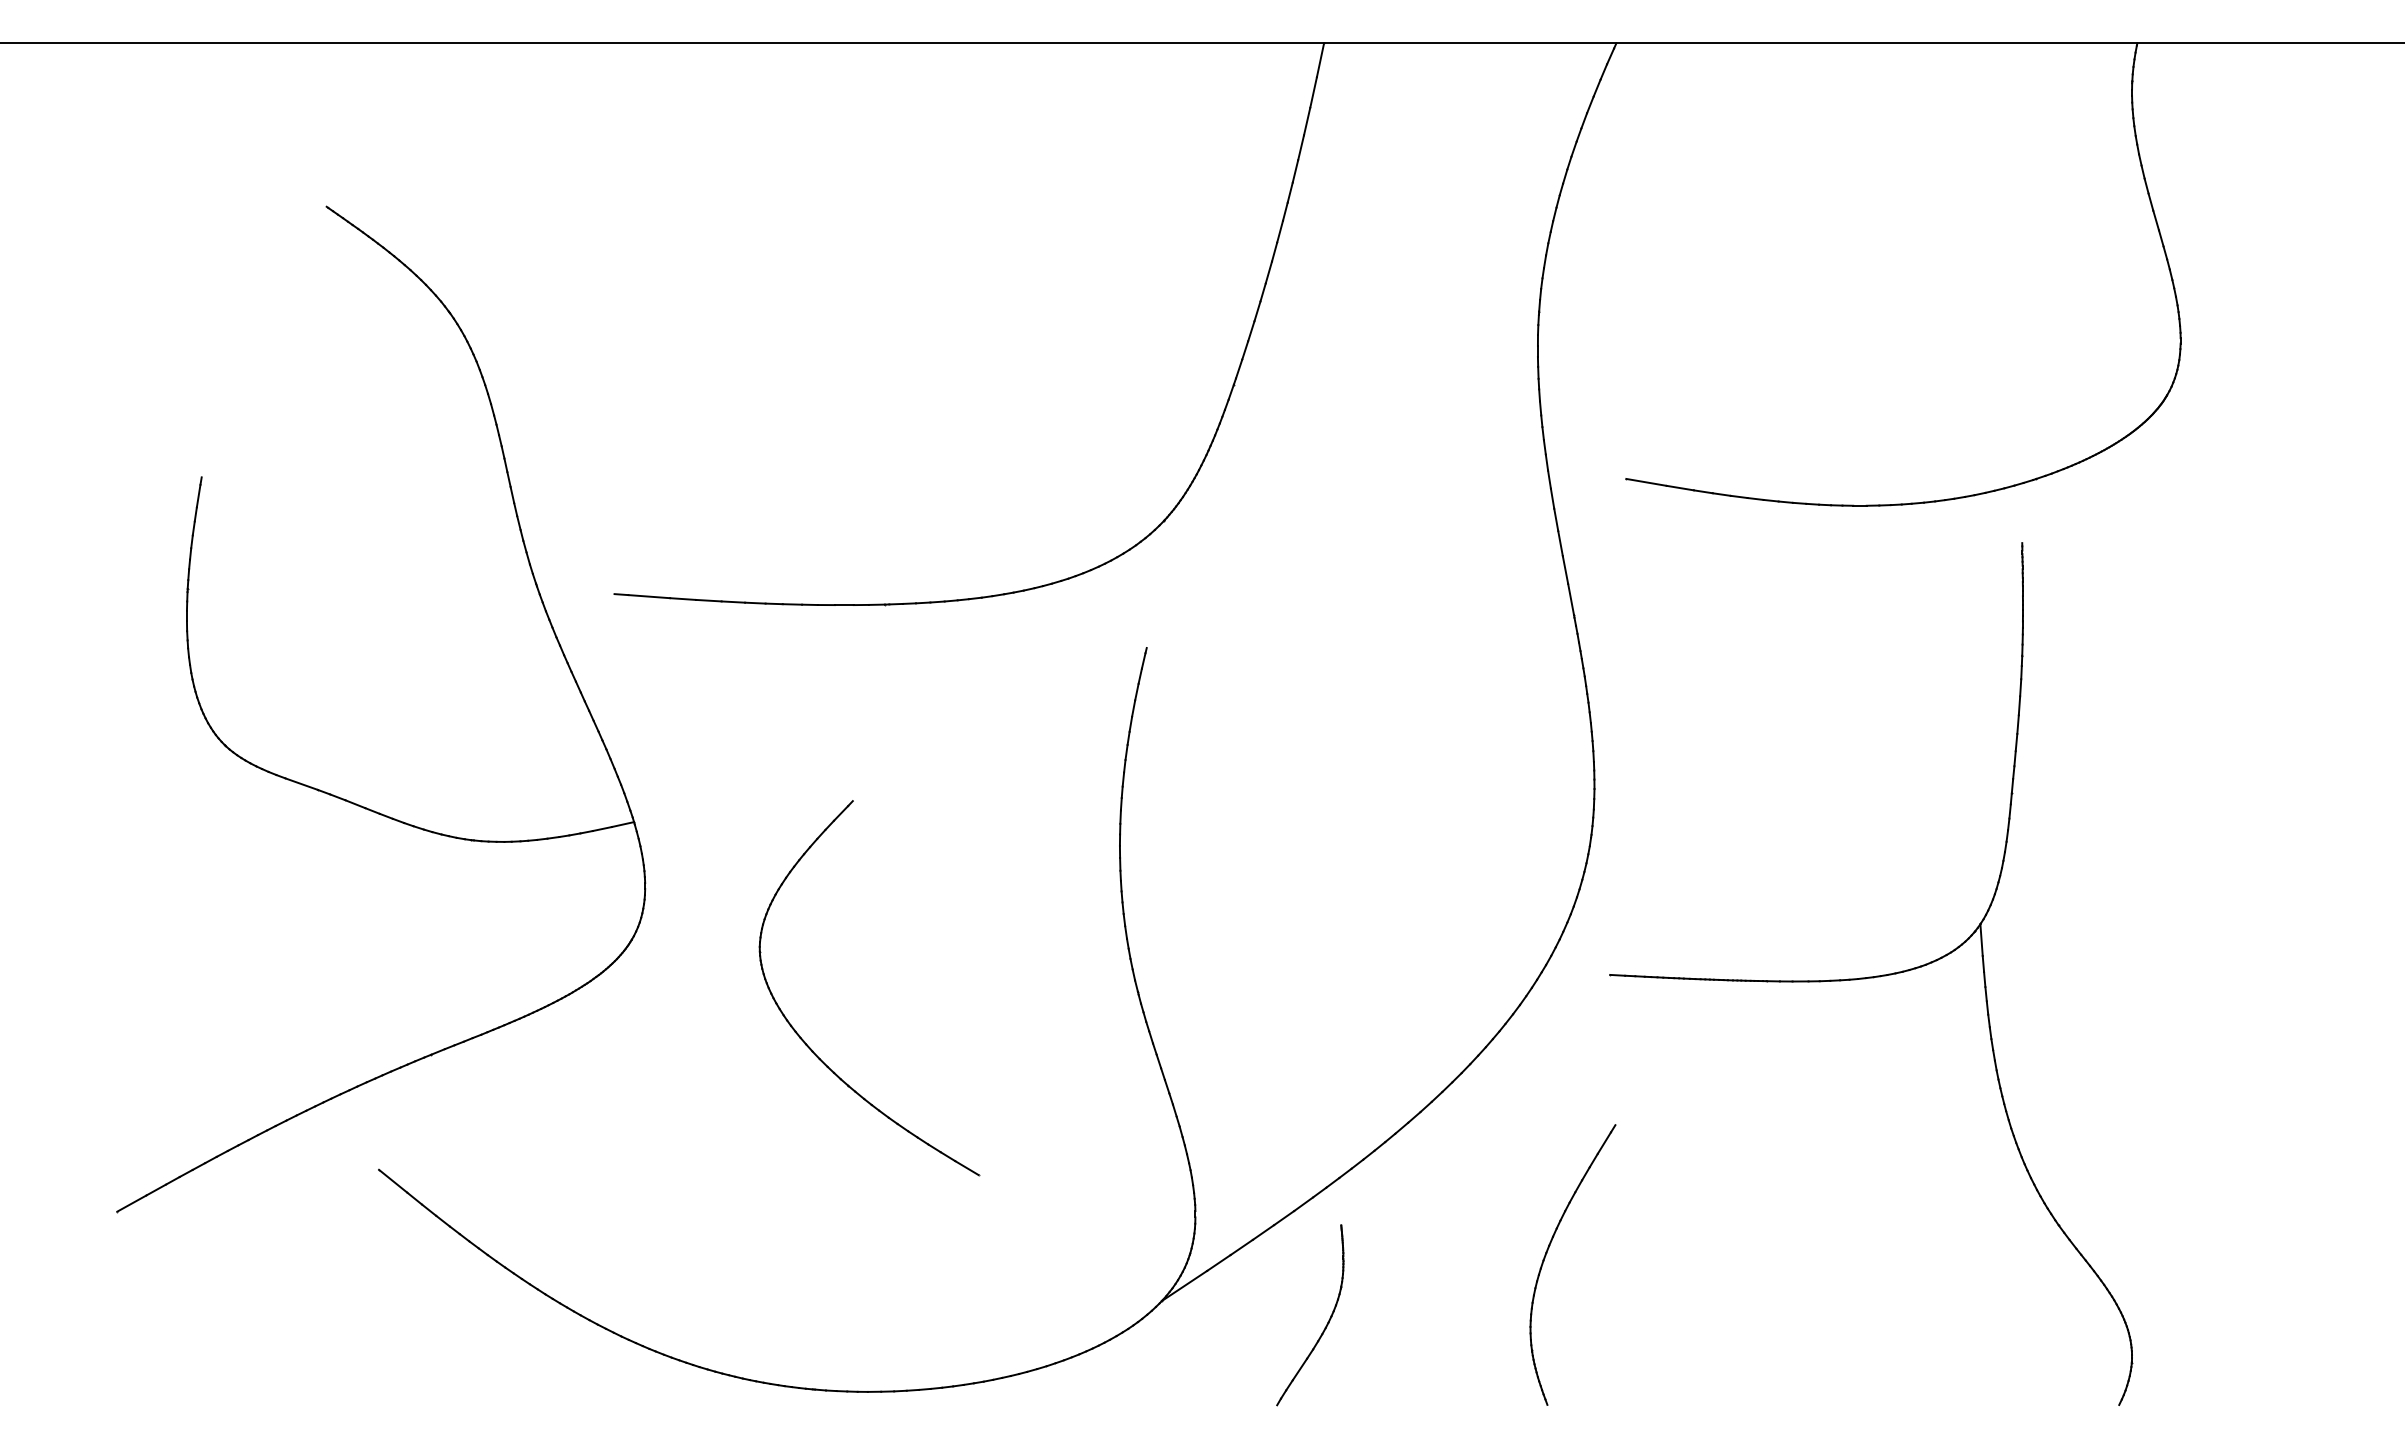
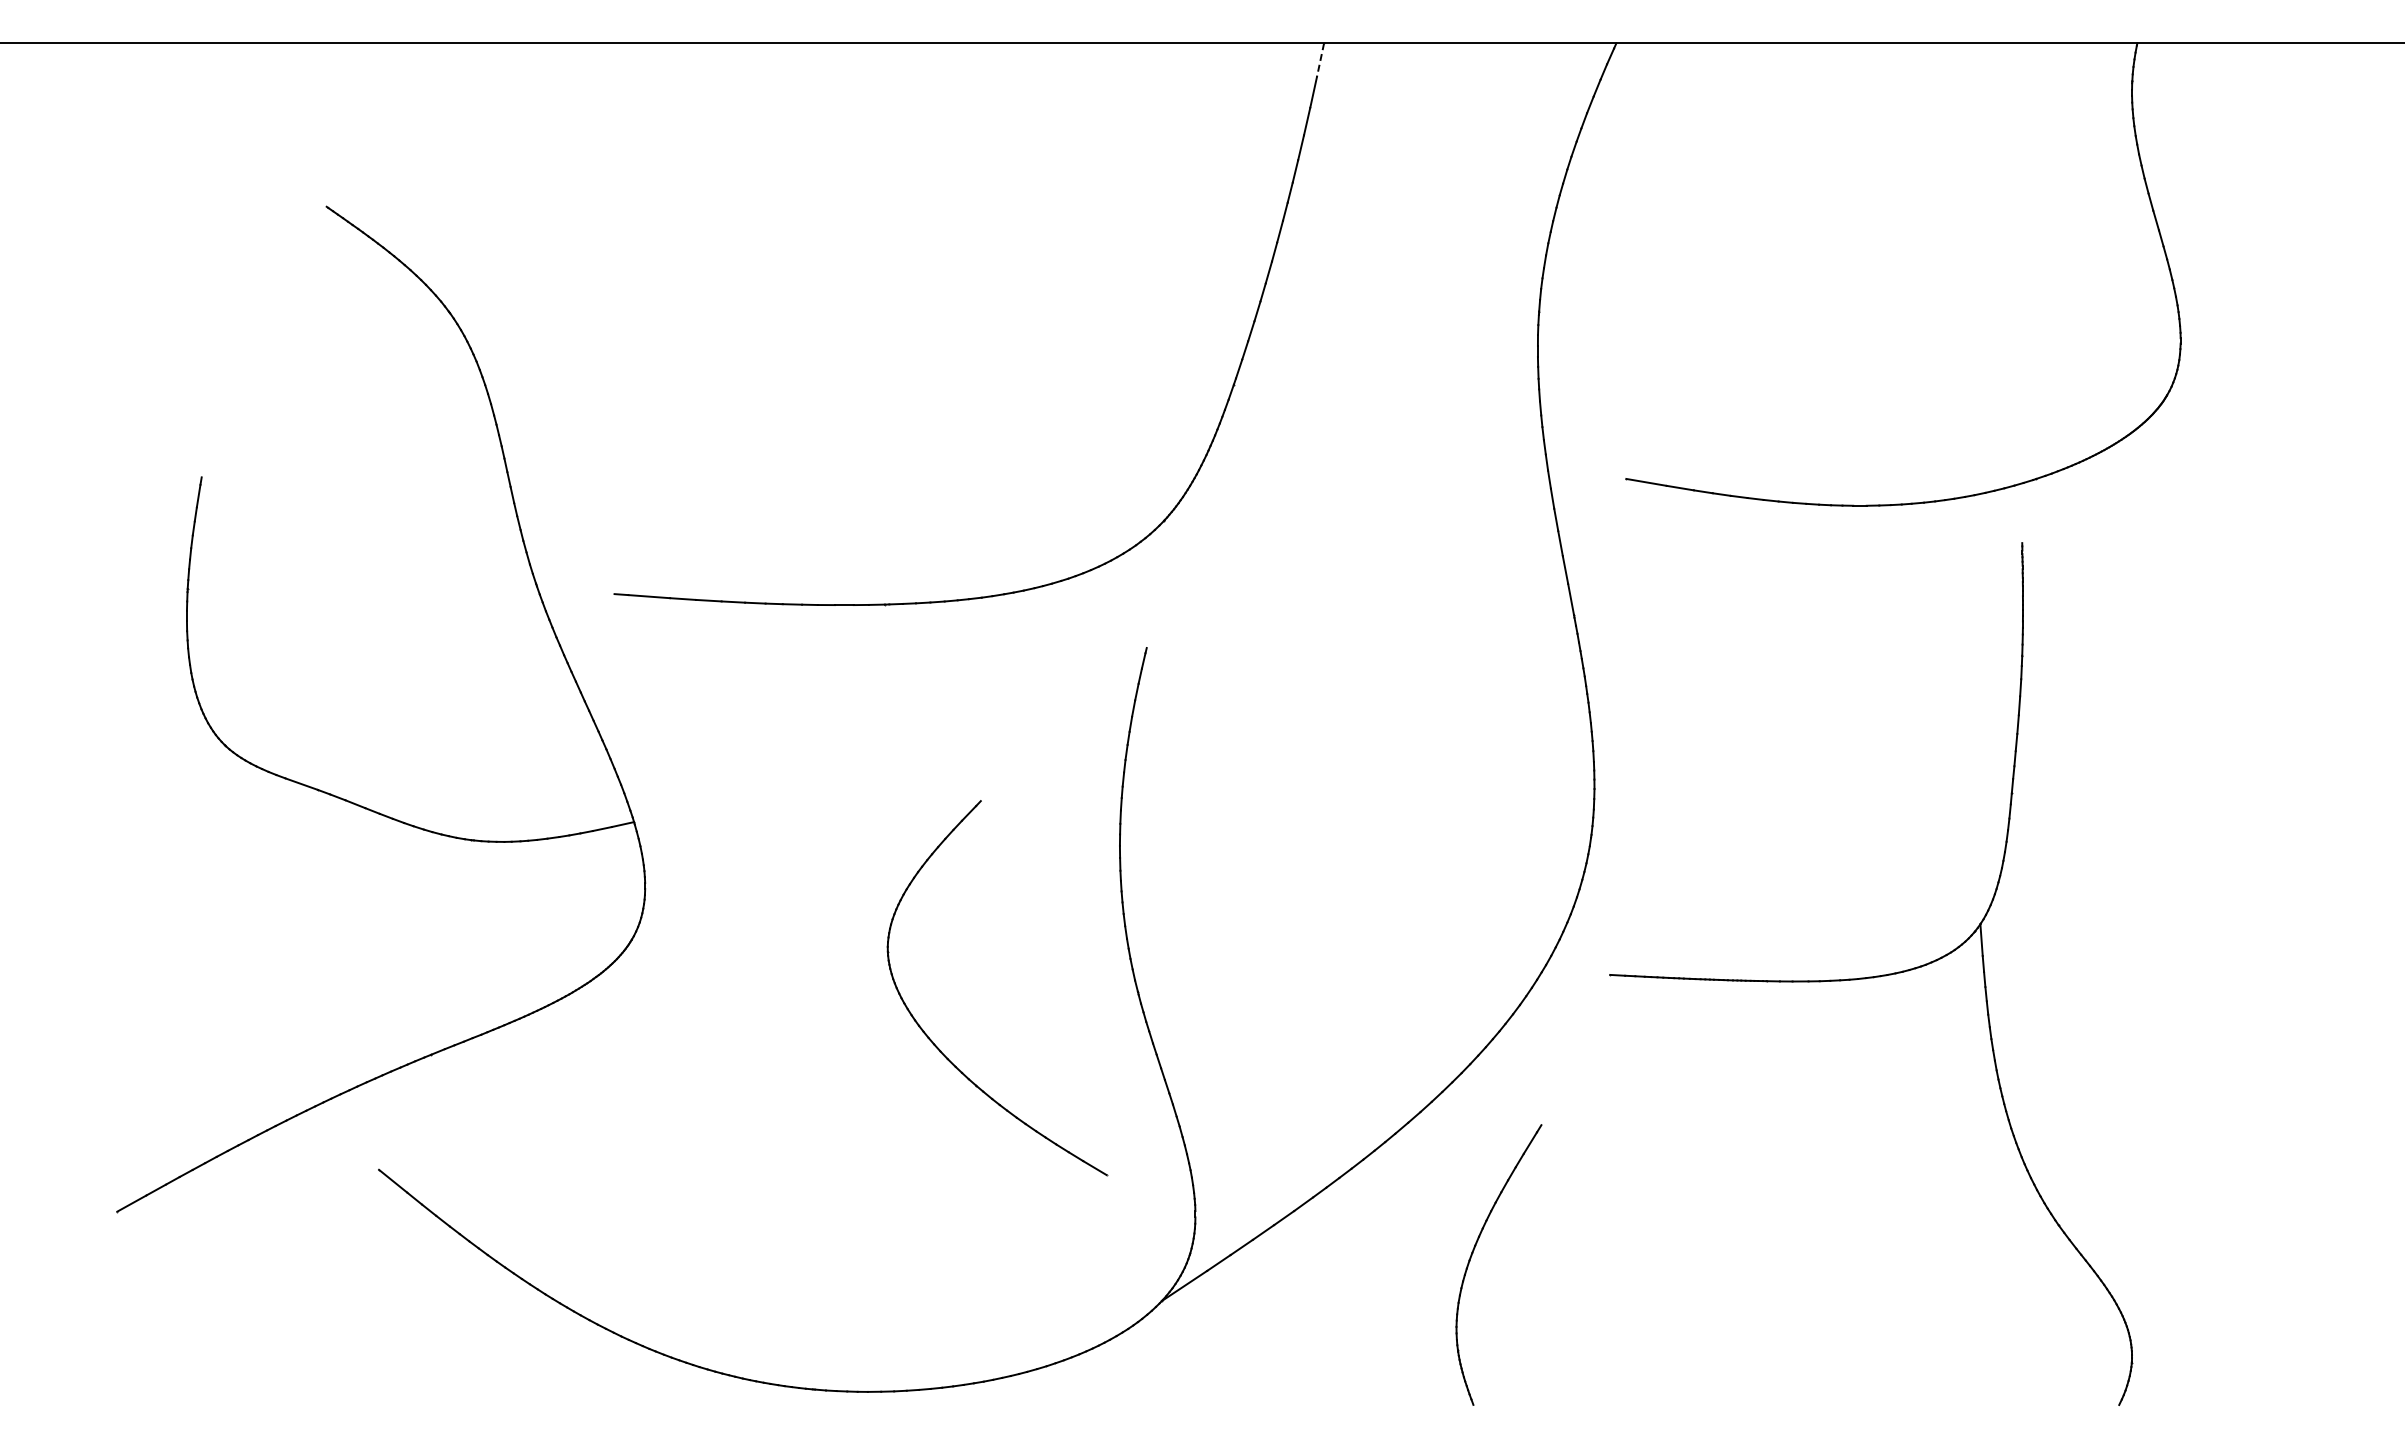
line: solid -> dashed (1320, 60)
part position: (804, 1040) -> (932, 1040) (932, 1040)
part position: (1547, 1253) -> (1473, 1253) (1473, 1253)
part: present -> none (1326, 1324)
